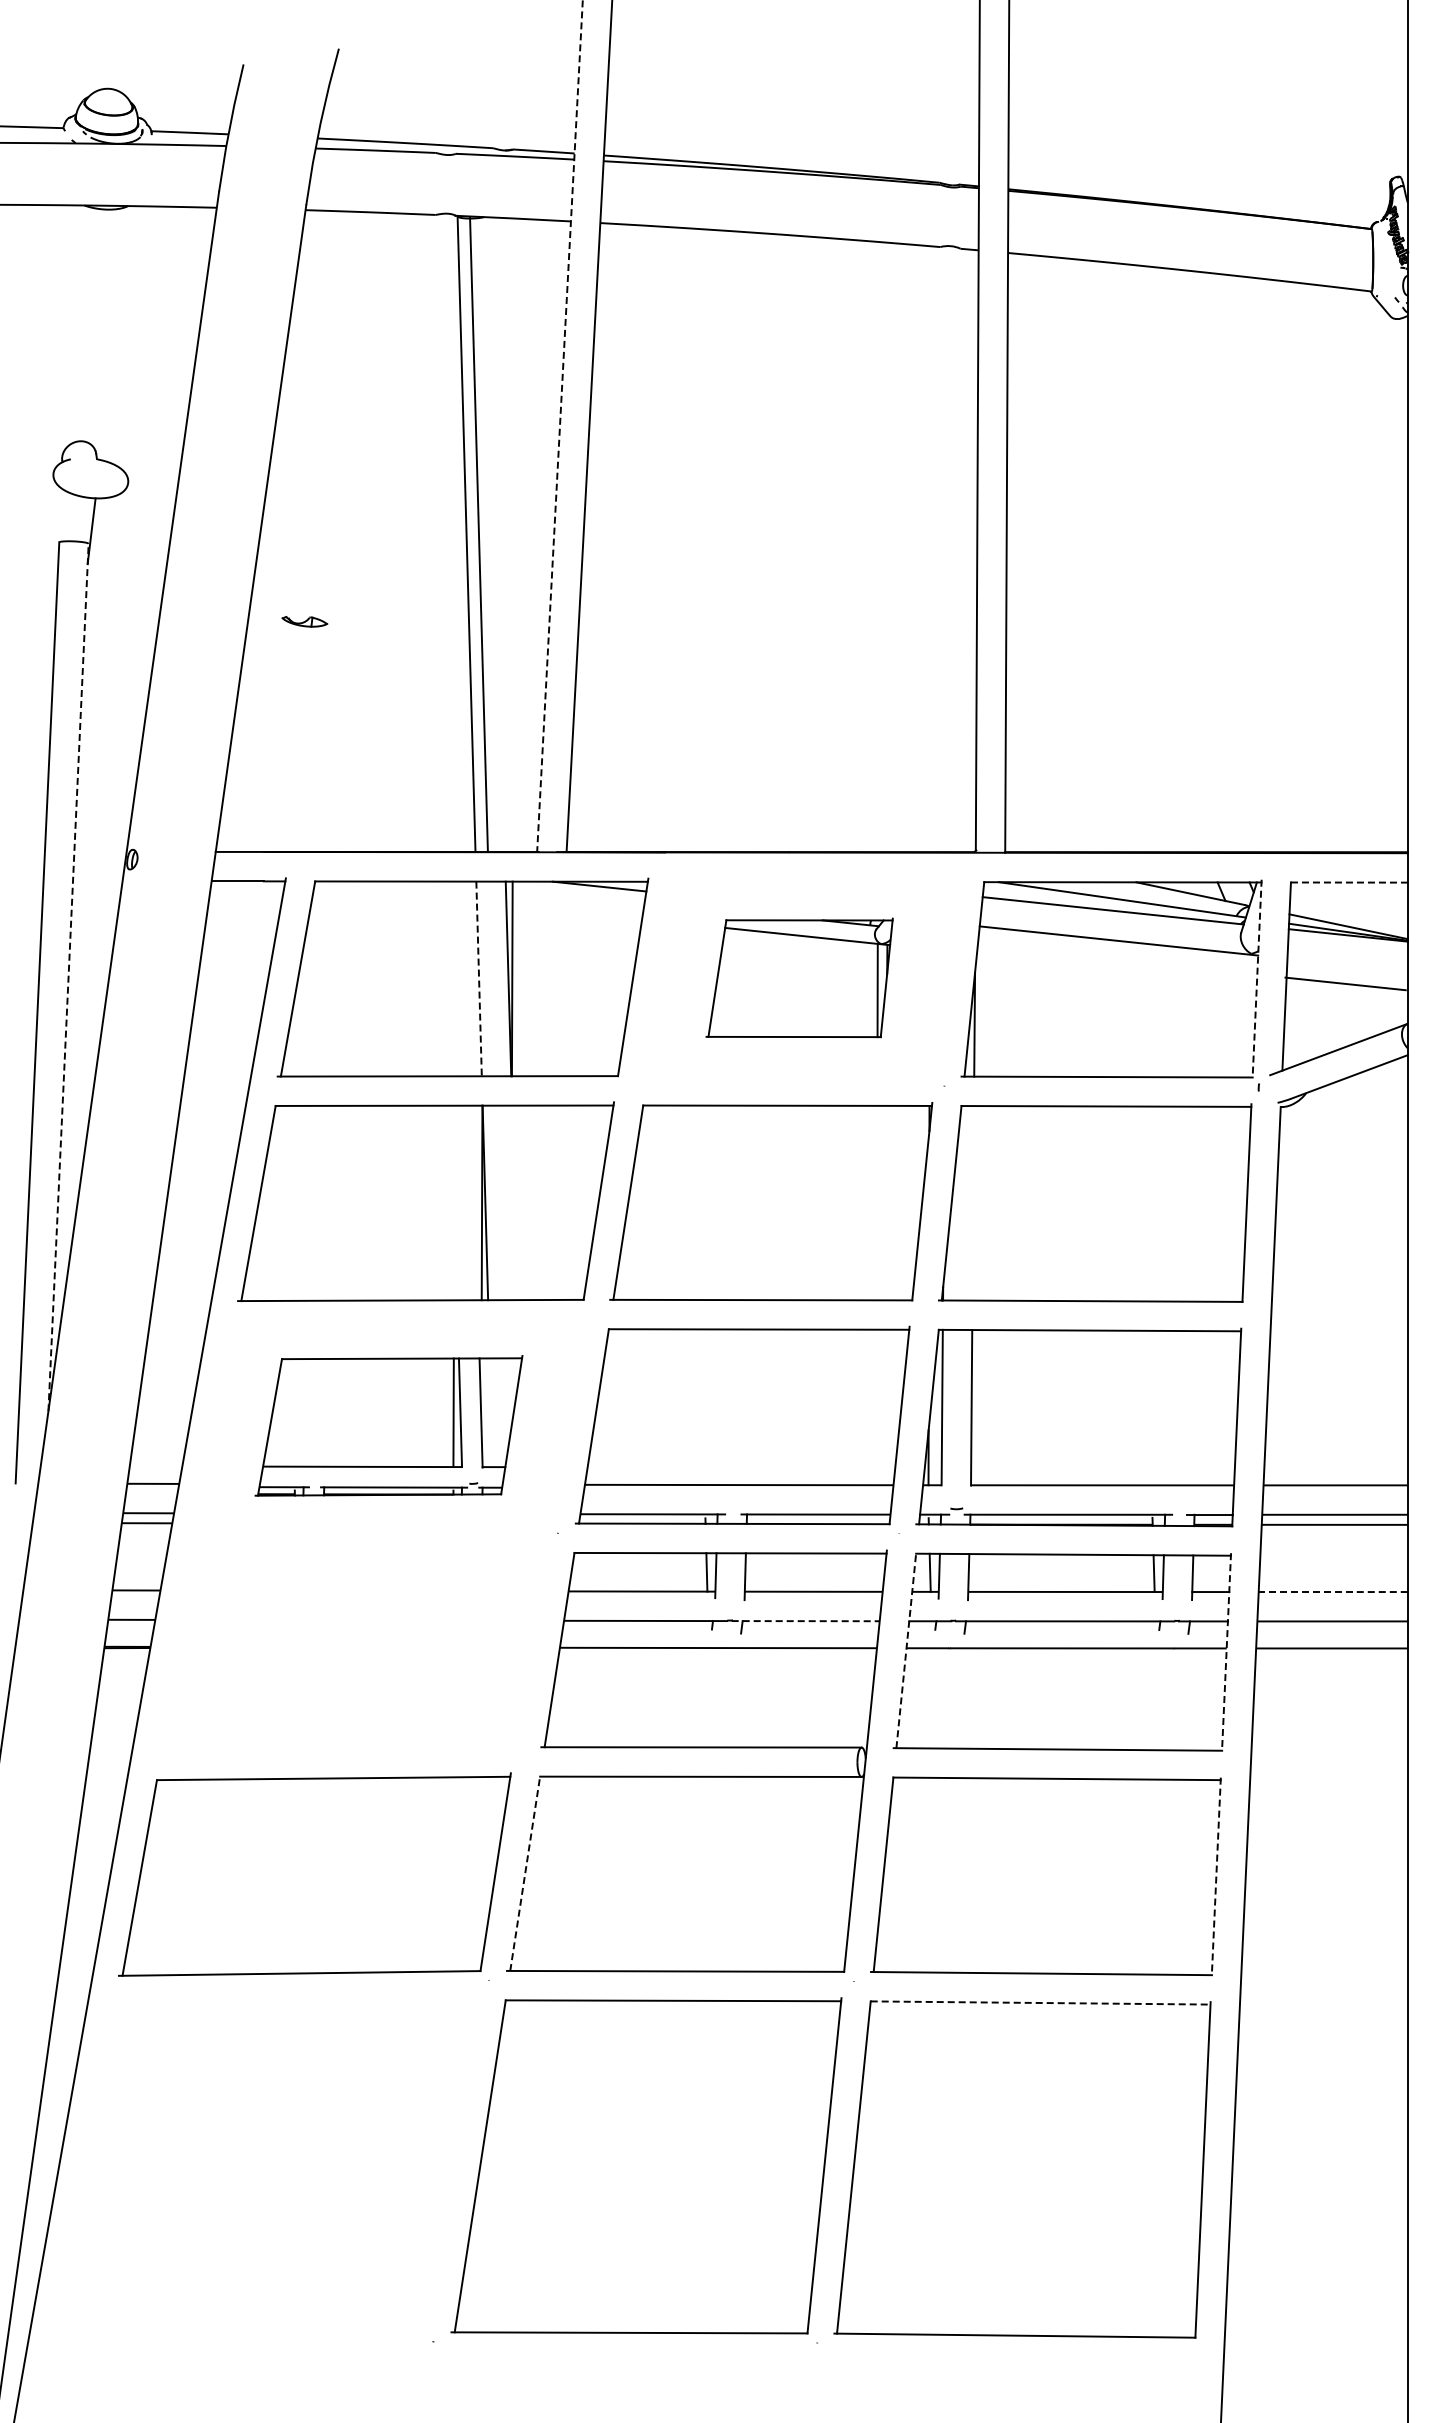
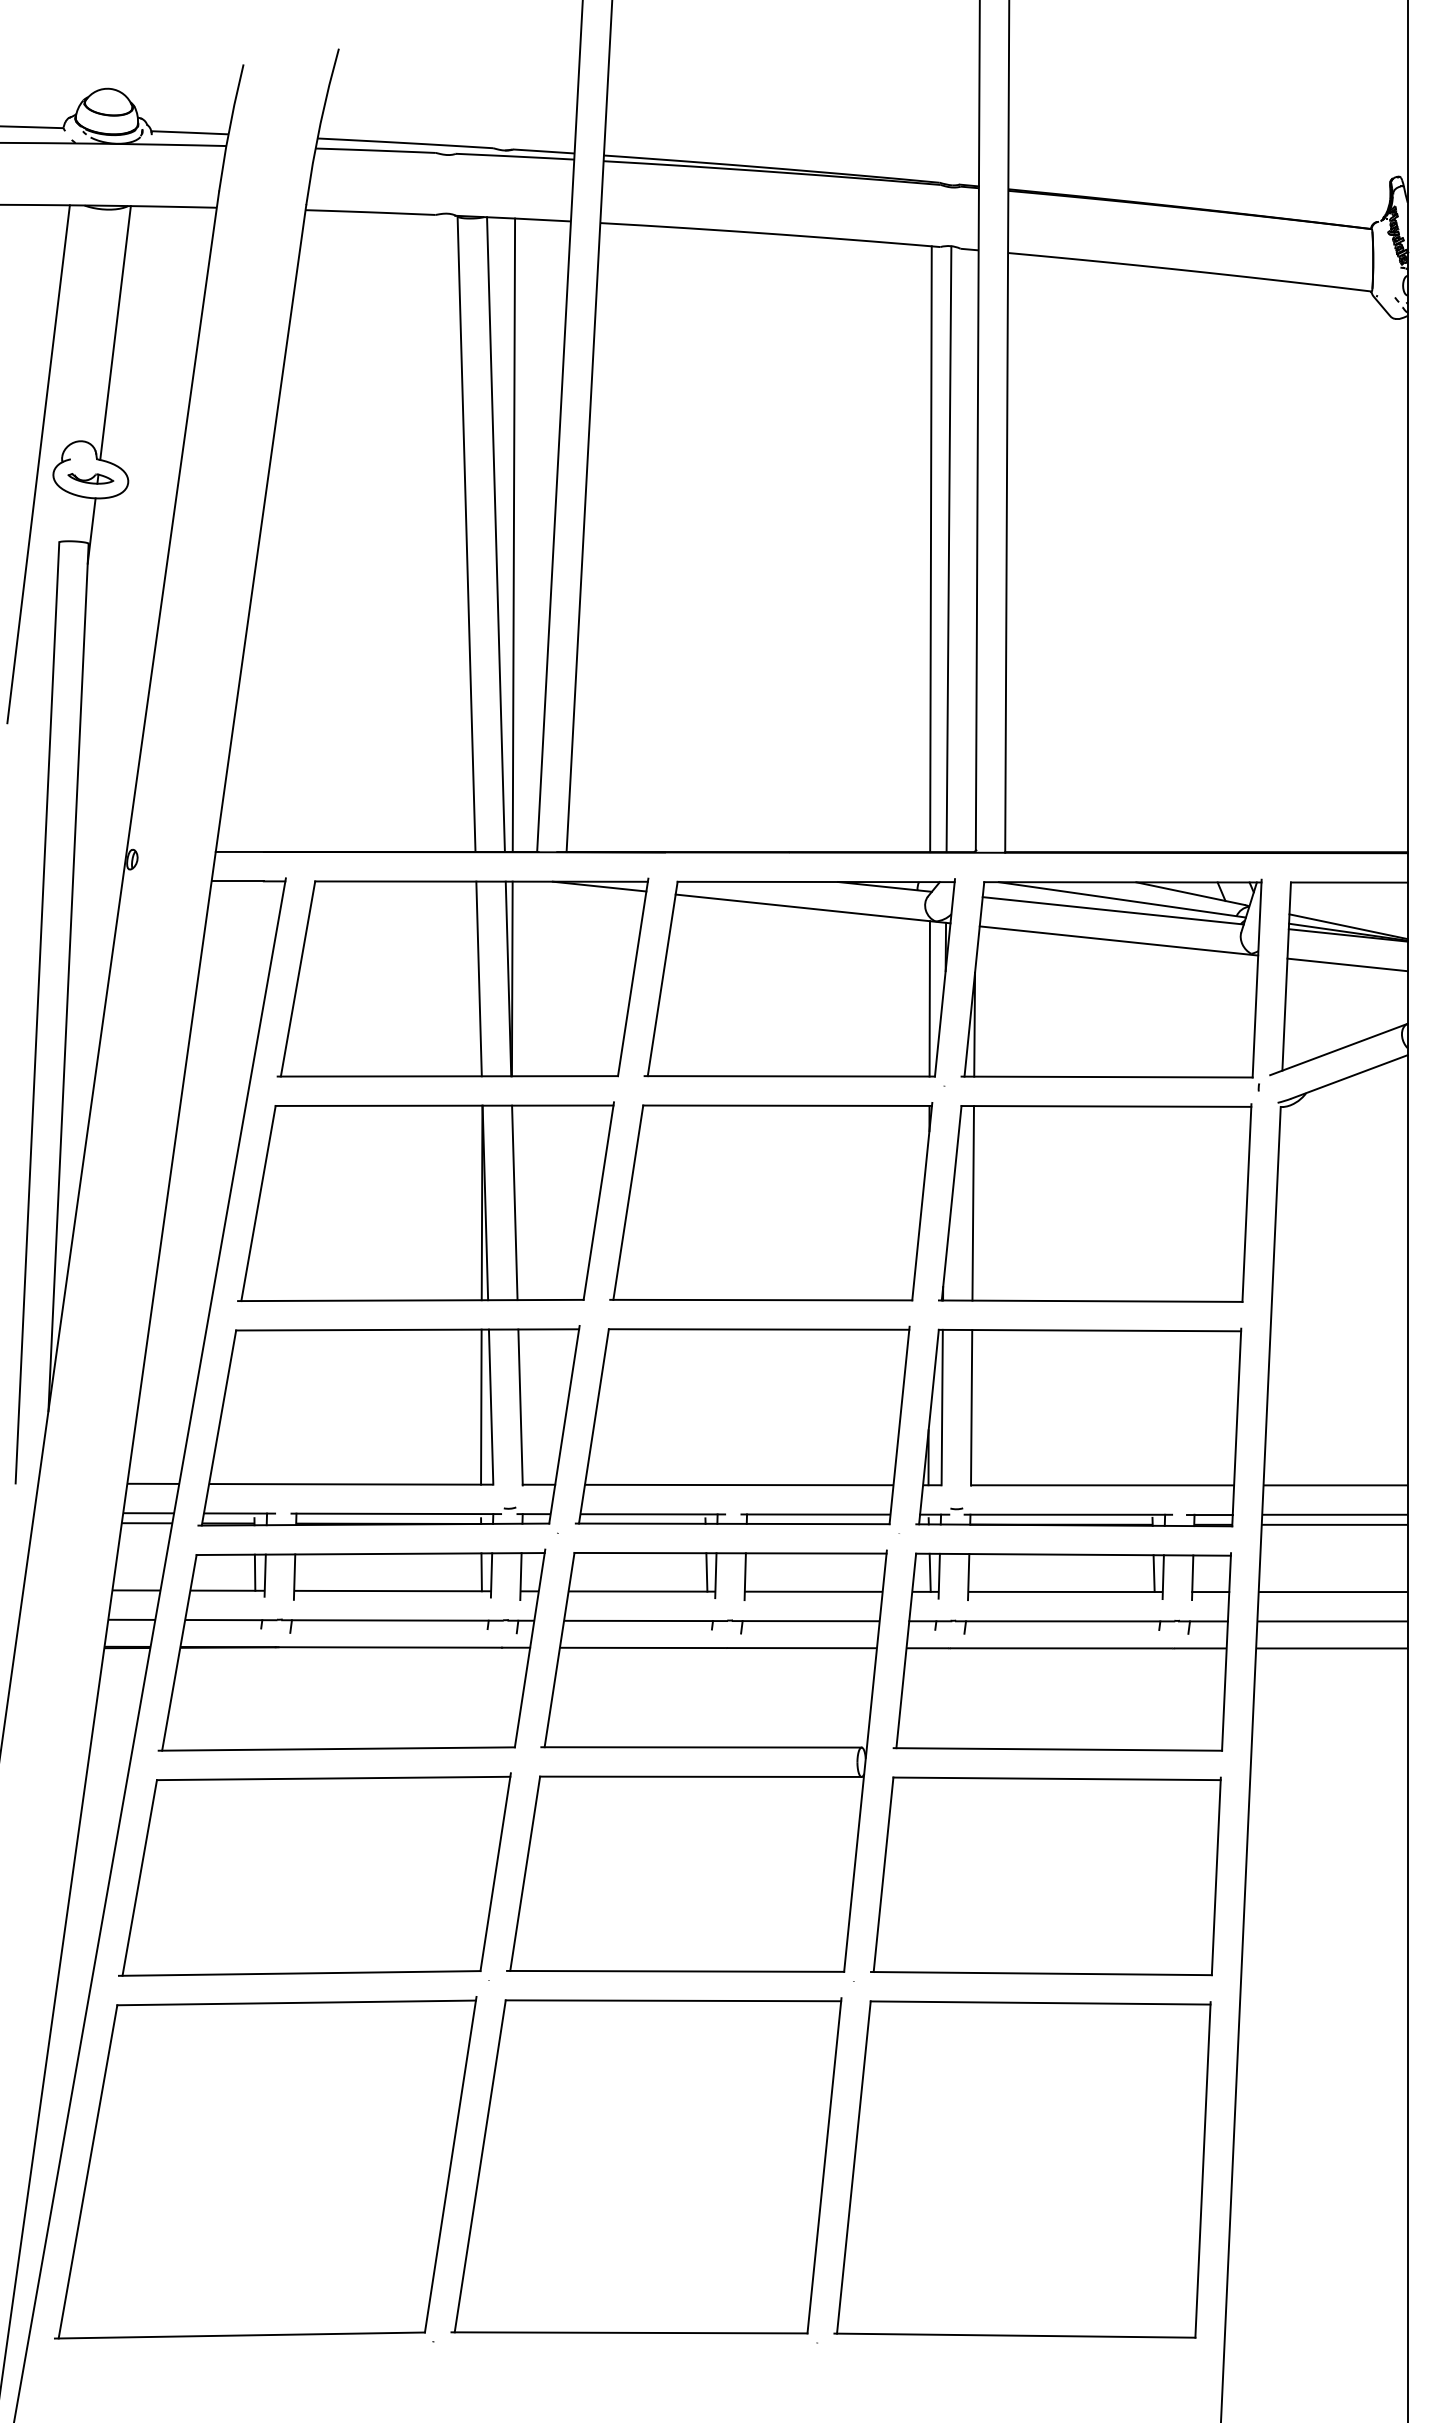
line: none -> present (115, 333)
line: dashed -> solid (559, 426)
line: none -> present (38, 464)
line position: (478, 534) -> (495, 534) (495, 534)
line: none -> present (513, 535)
line: none -> present (930, 549)
line: none -> present (948, 549)
part position: (304, 621) -> (90, 478) (90, 478)
line: dashed -> solid (1349, 882)
line: dashed -> solid (68, 977)
part size: 189x122 px -> 313x200 px (799, 977)
line: dashed -> solid (1257, 978)
line: dashed -> solid (479, 979)
line position: (1345, 983) -> (1347, 964) (1347, 964)
line: none -> present (514, 1202)
line: none -> present (973, 1203)
part size: 270x142 px -> 384x202 px (388, 1425)
line: dashed -> solid (1332, 1592)
line: dashed -> solid (806, 1621)
part: none -> present (351, 1649)
line: dashed -> solid (906, 1650)
line: dashed -> solid (1226, 1651)
line: dashed -> solid (525, 1873)
line: dashed -> solid (1216, 1876)
line: dashed -> solid (1040, 2002)
part: none -> present (265, 2167)
